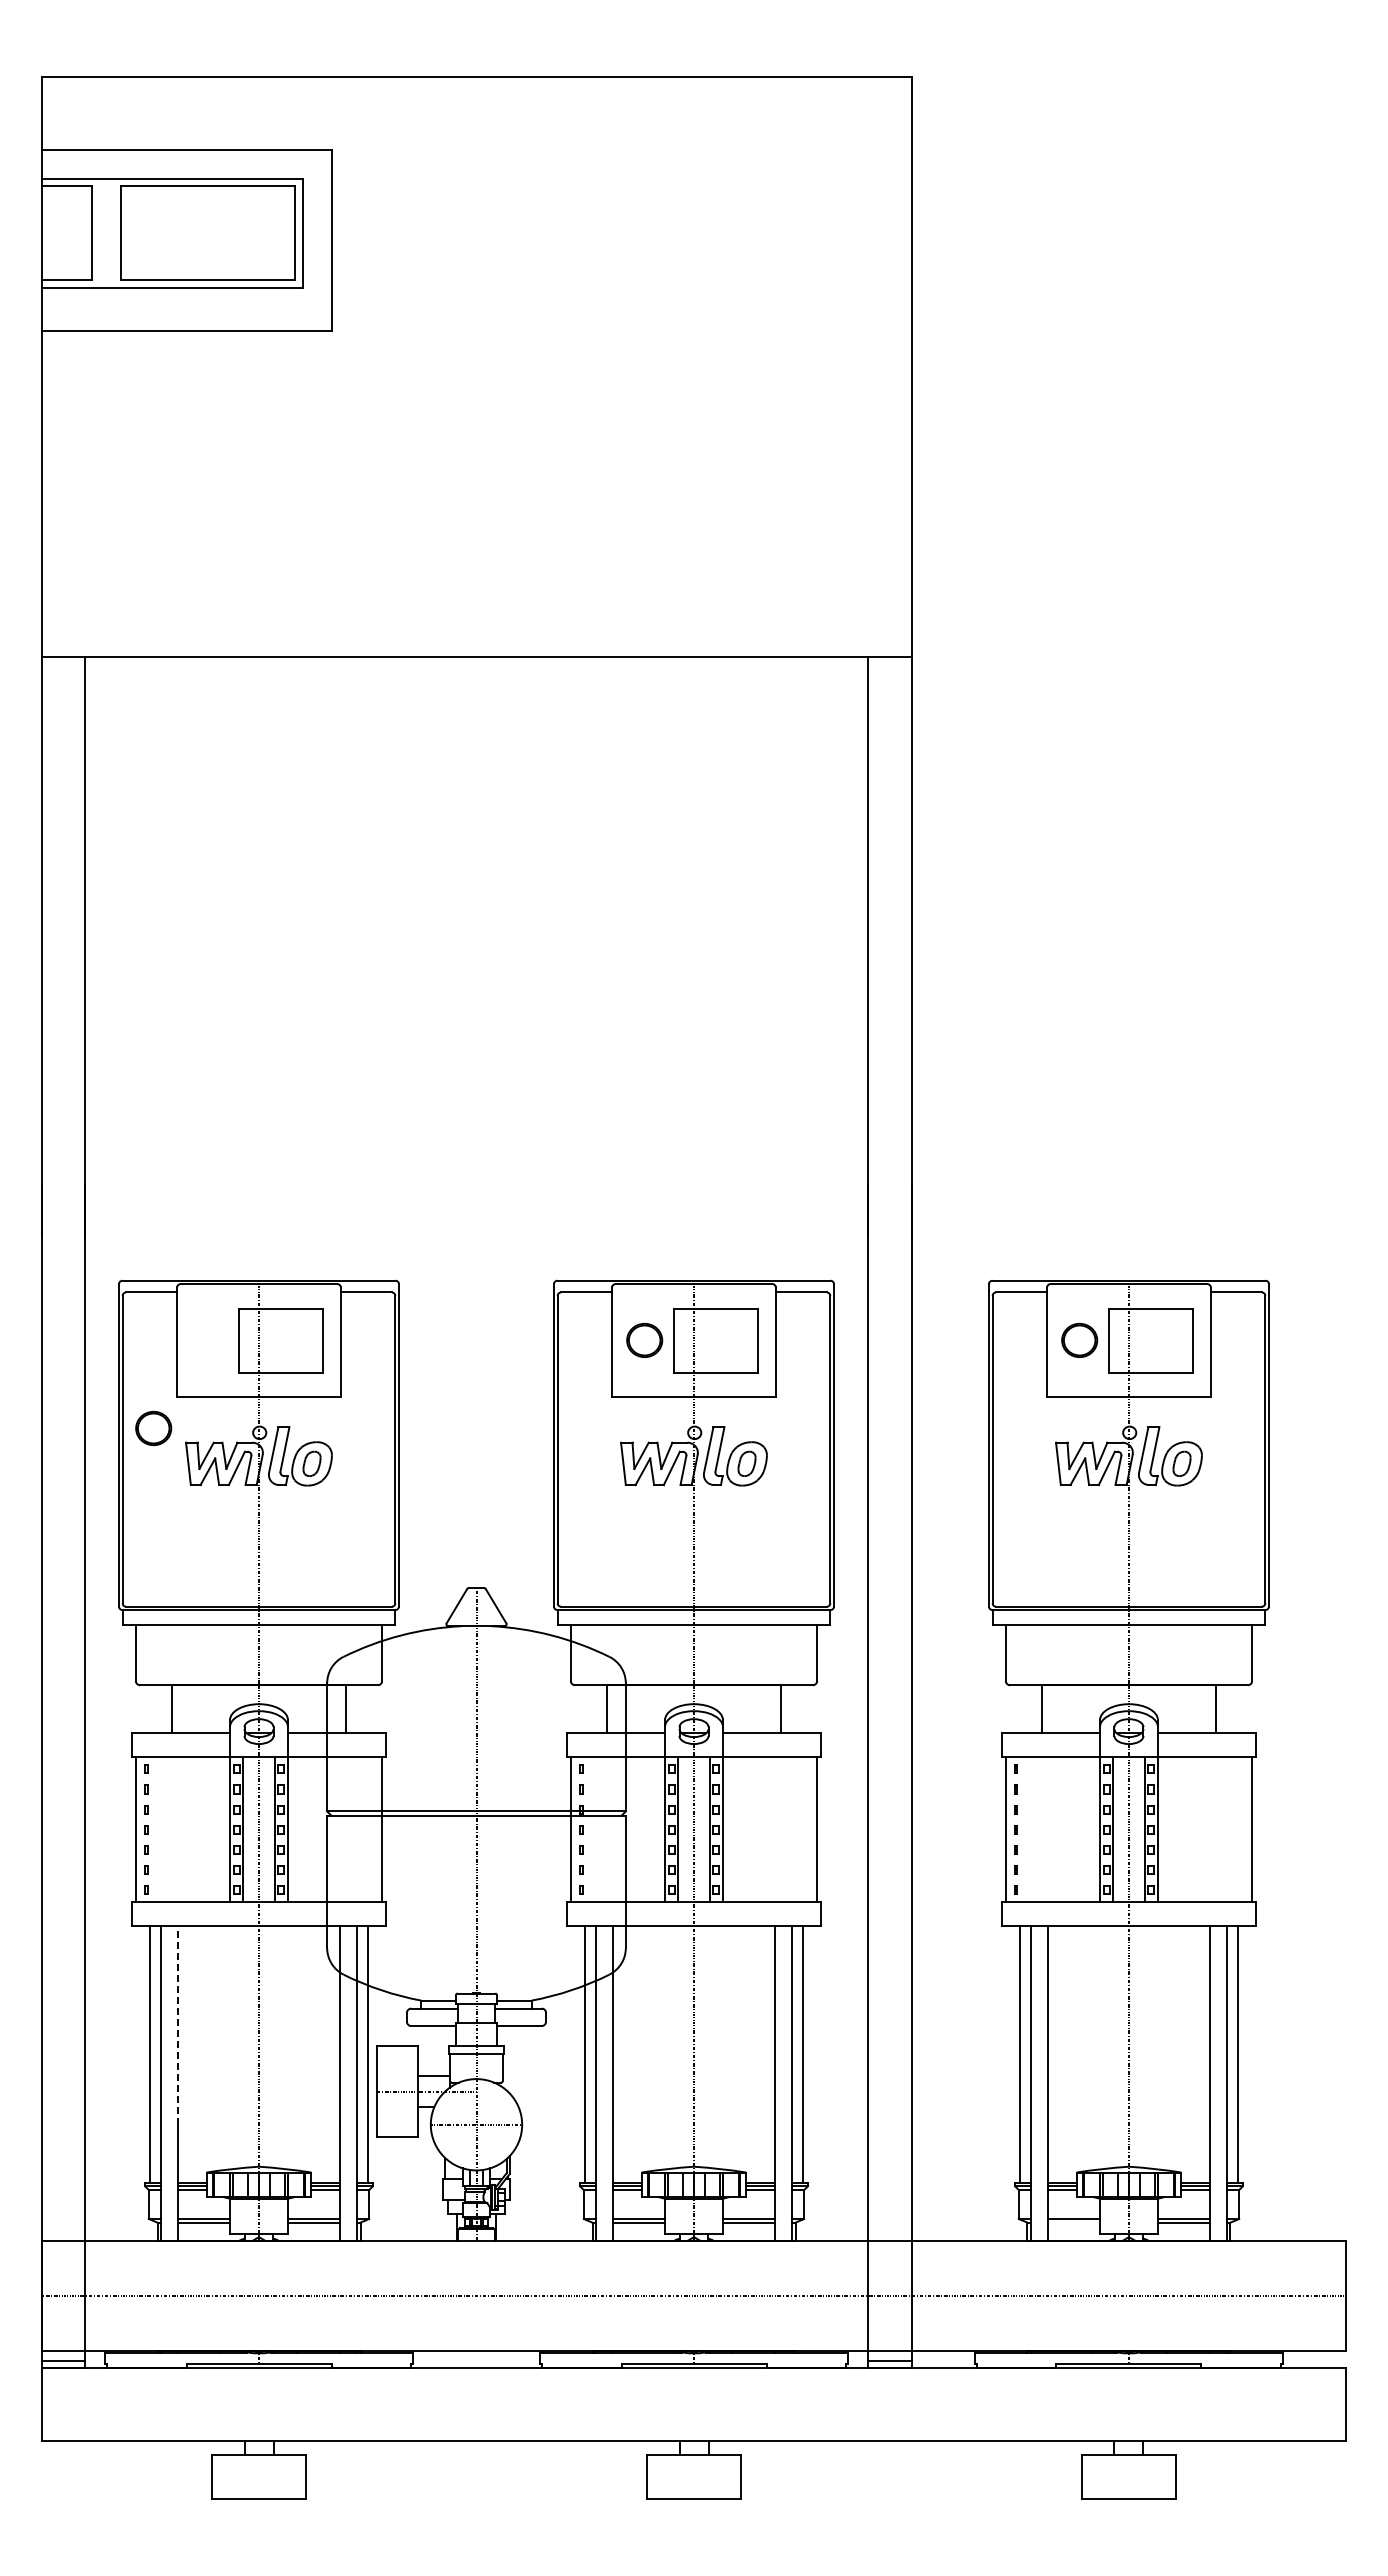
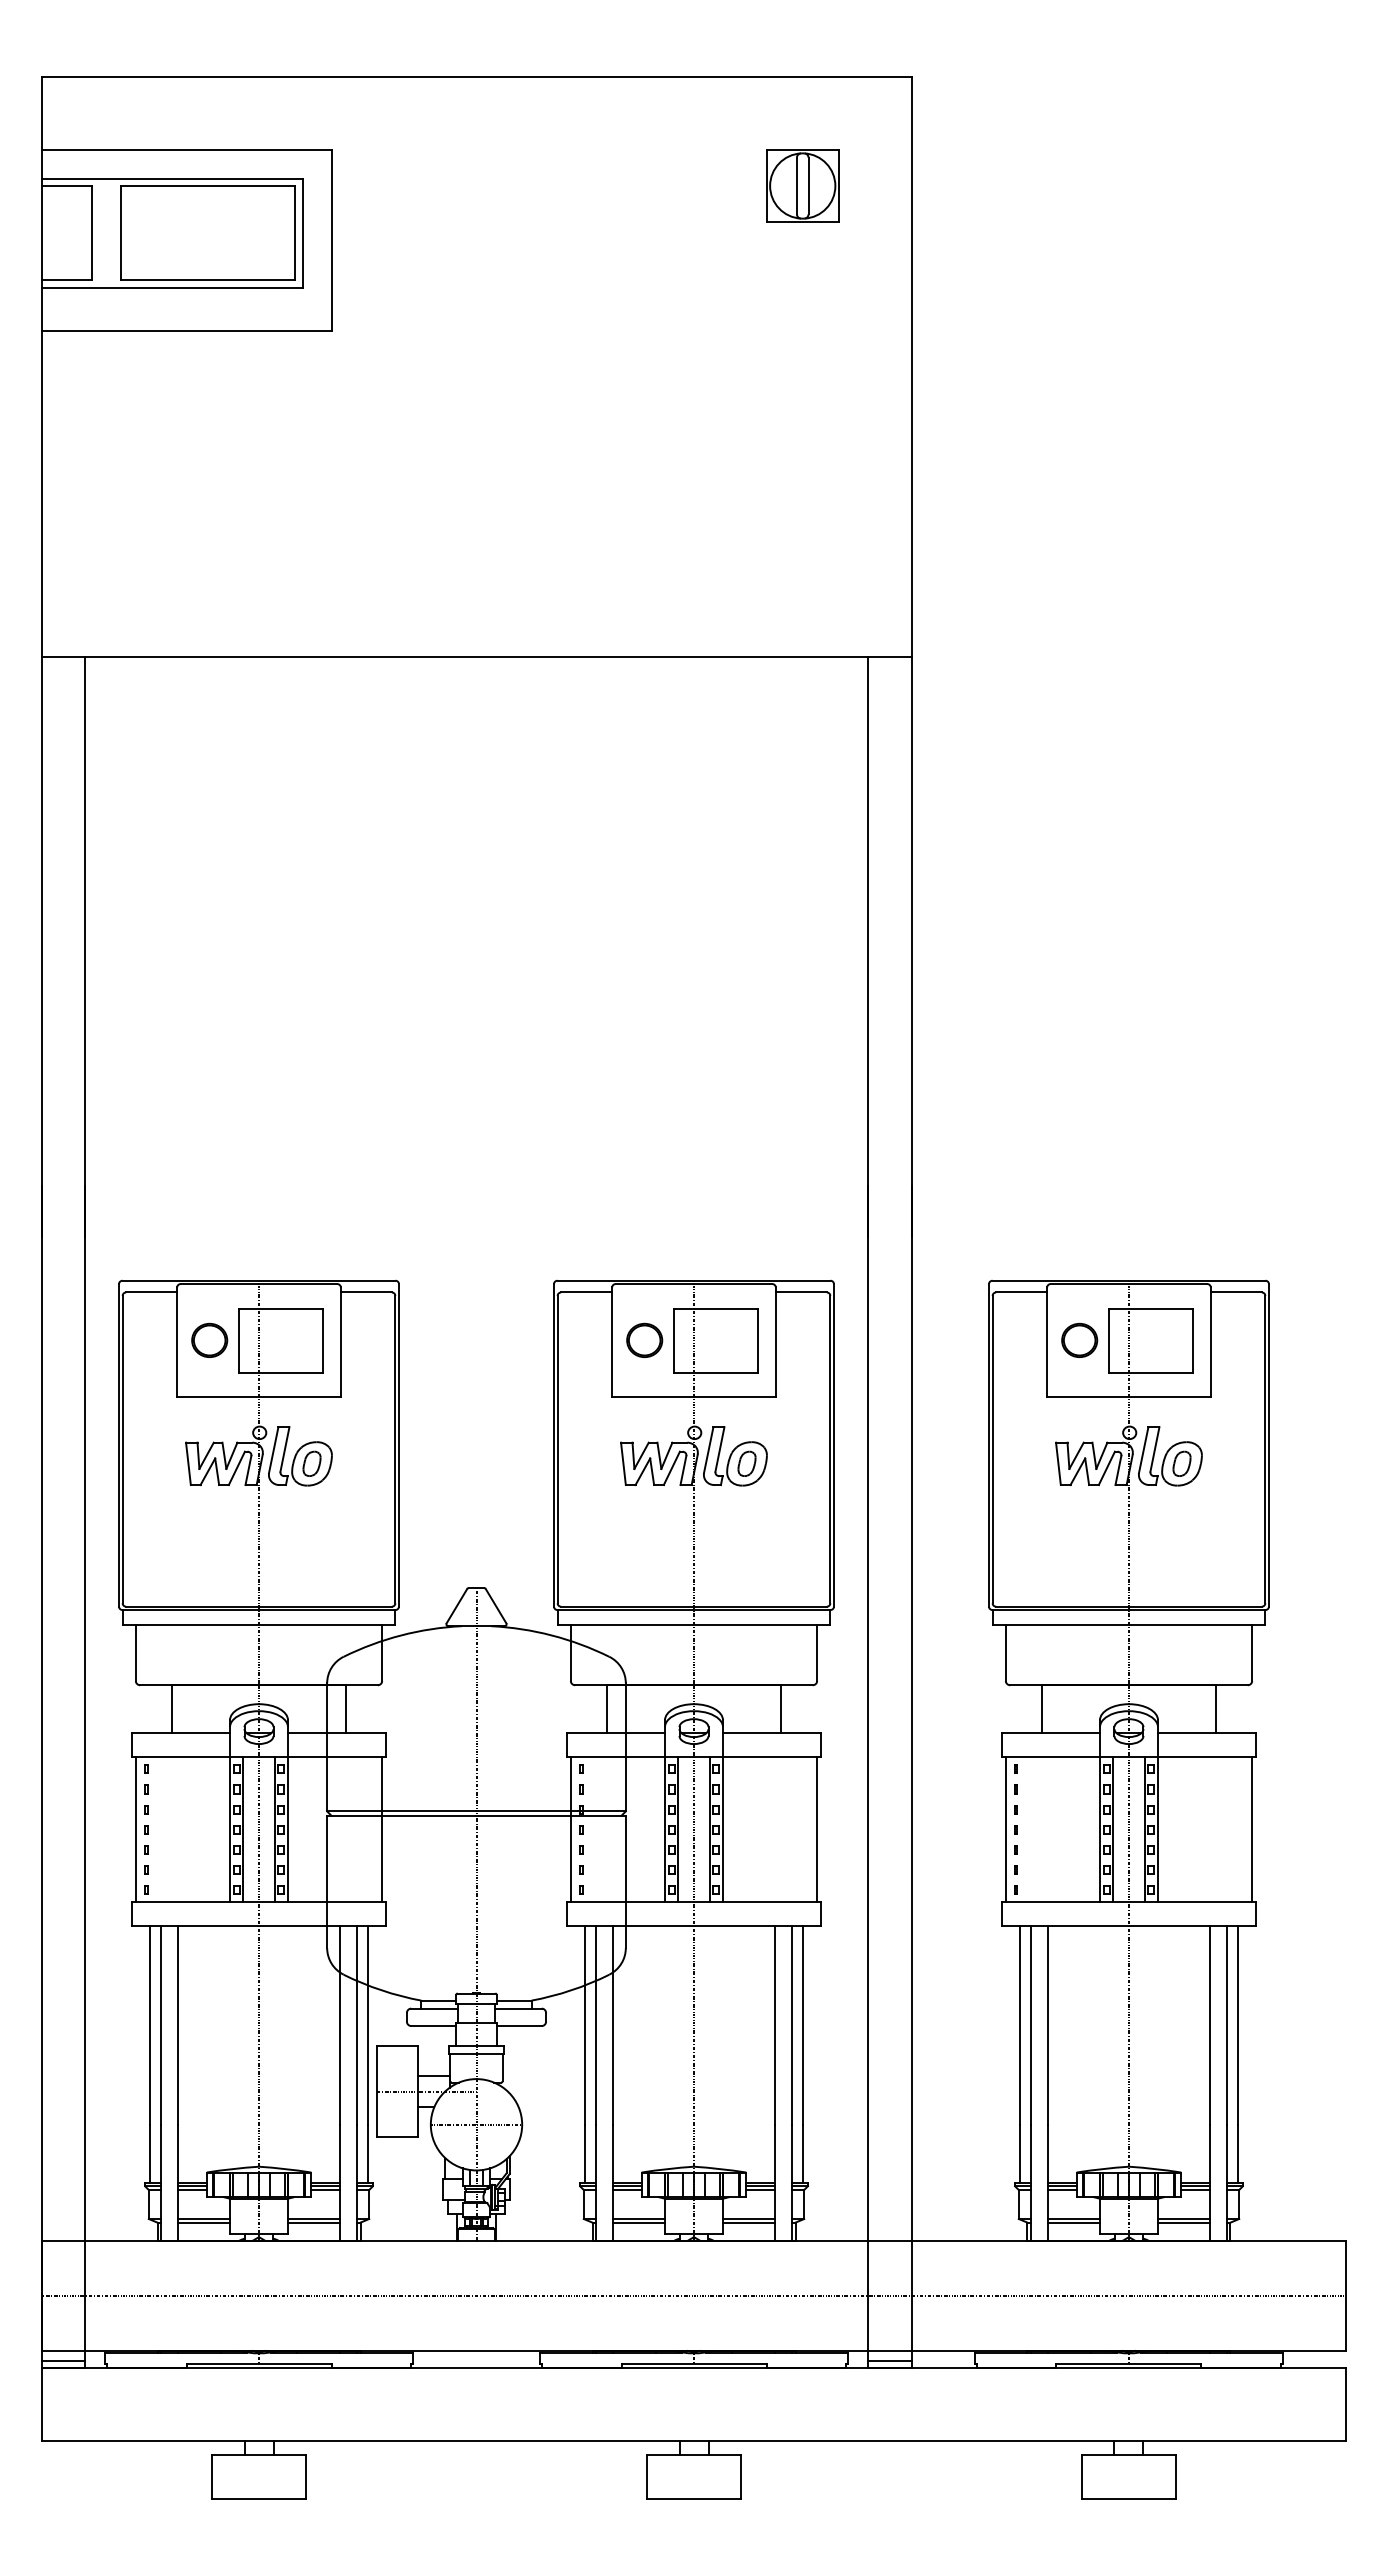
part: none -> present (802, 185)
part position: (153, 1427) -> (209, 1339) (209, 1339)
line: dashed -> solid (177, 2024)
line: none -> present (1073, 2222)
